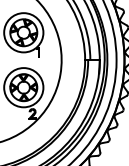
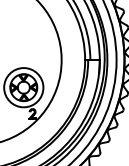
part: present -> none (23, 34)
